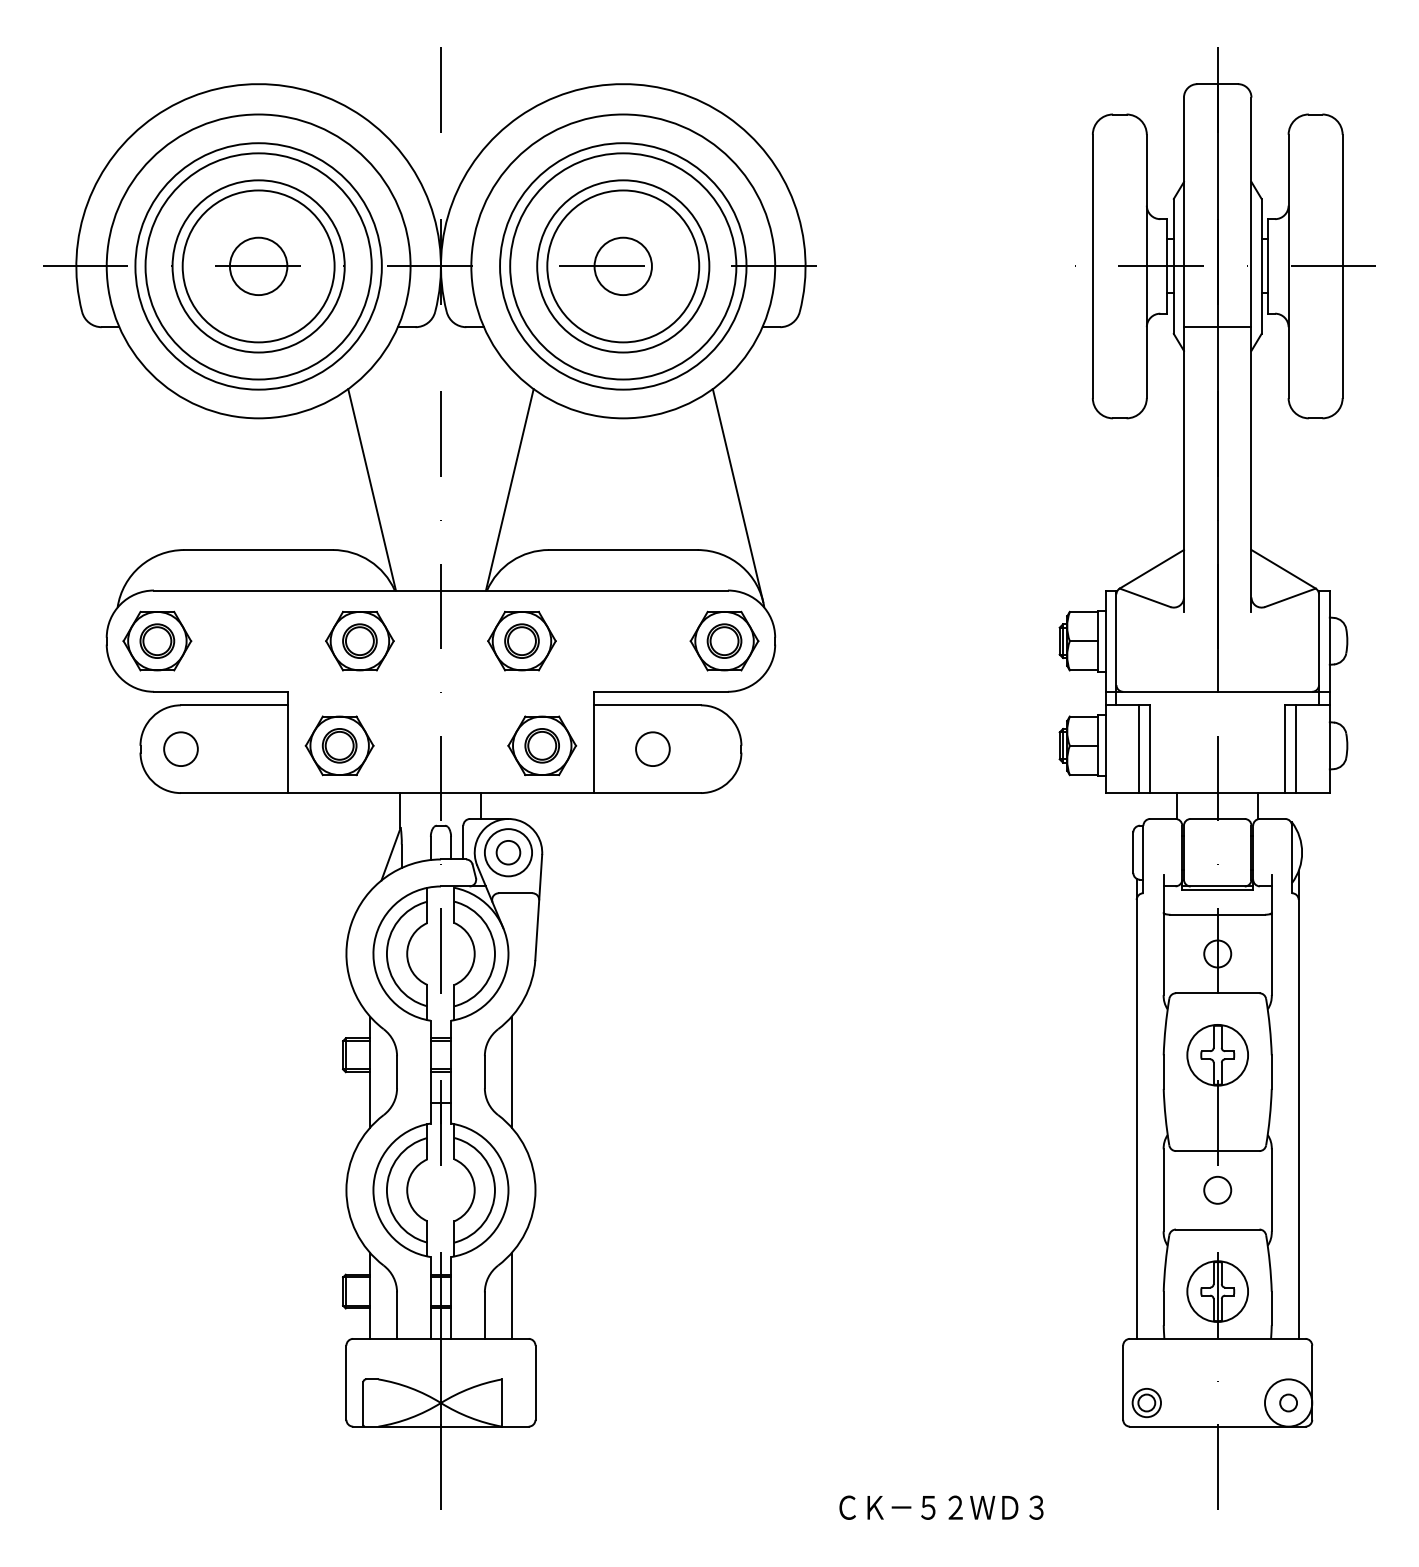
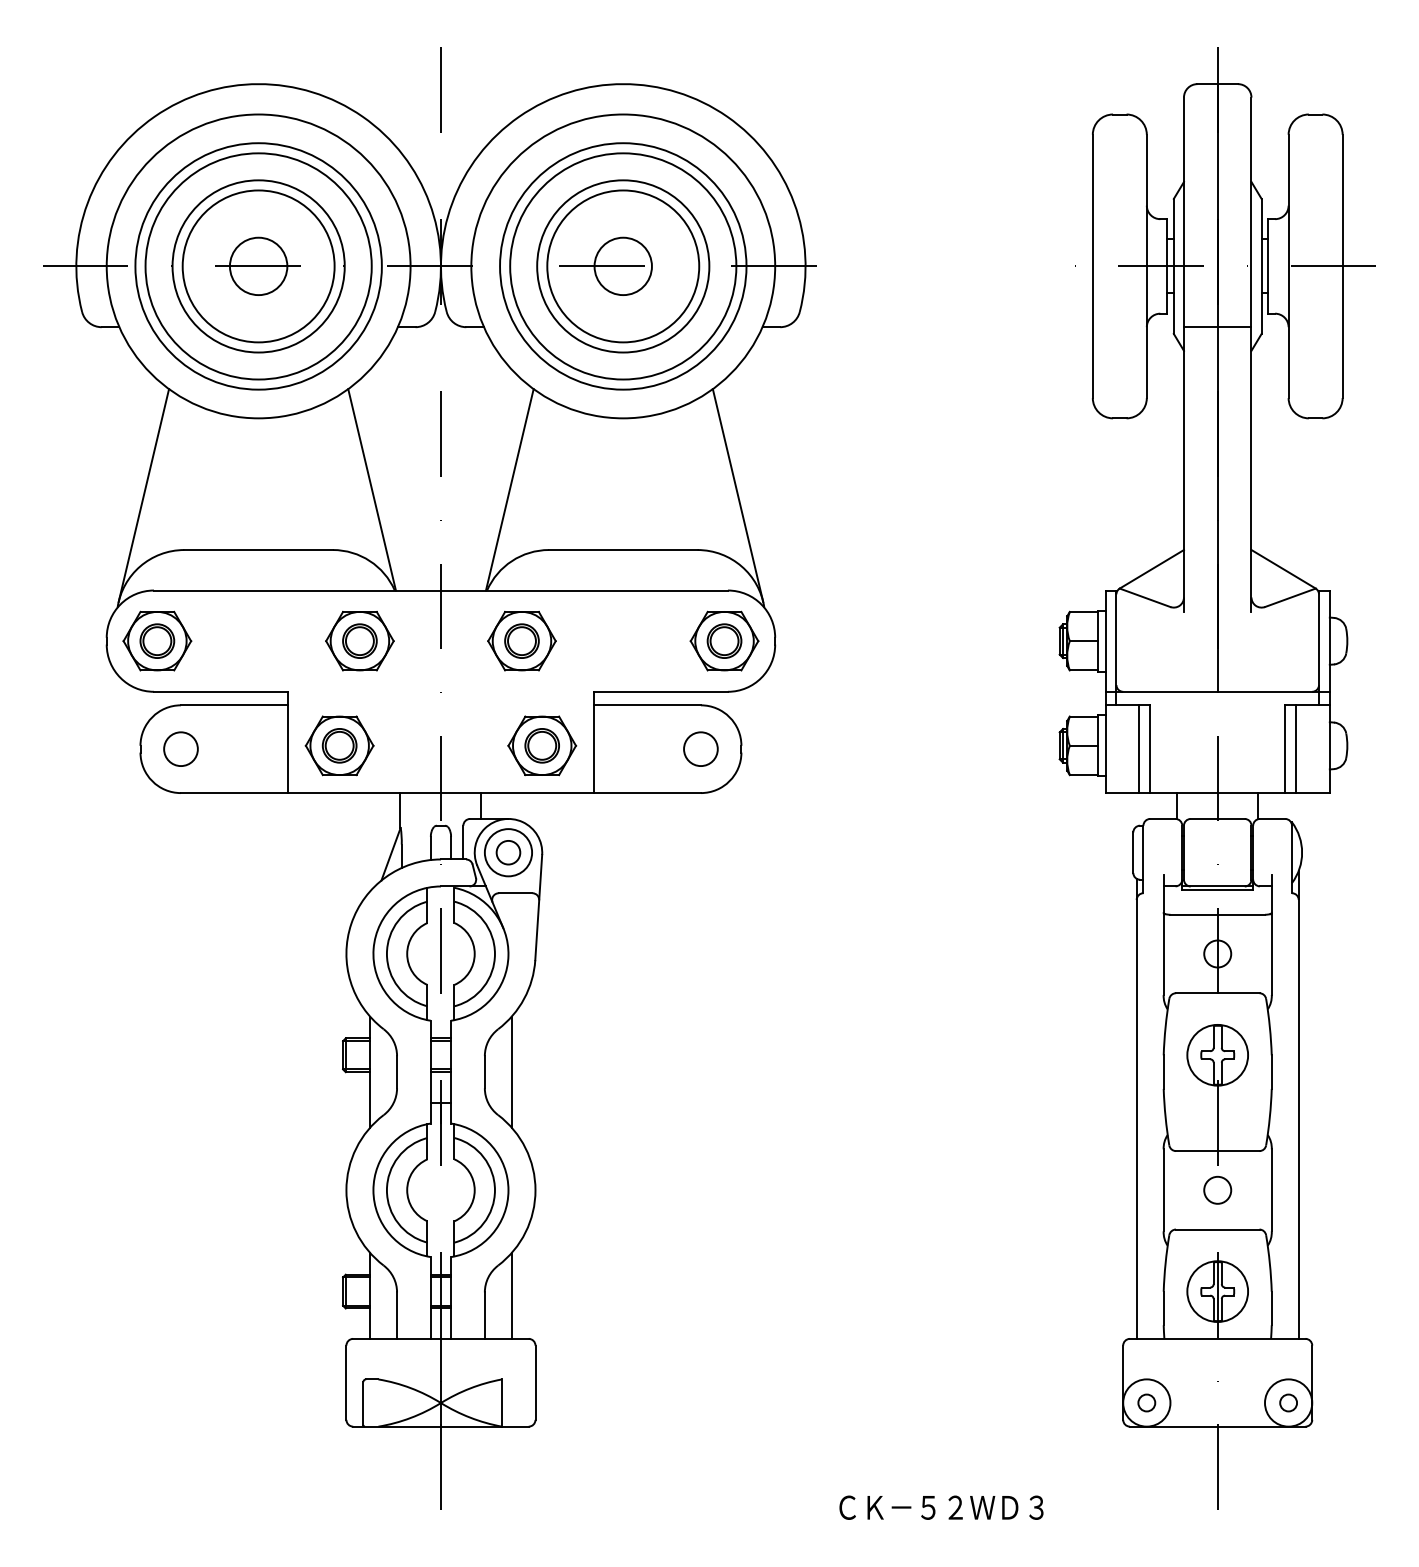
line: none -> present (143, 495)
circle position: (652, 748) -> (700, 748) (700, 748)
circle diameter: 28 px -> 47 px (1146, 1402)
